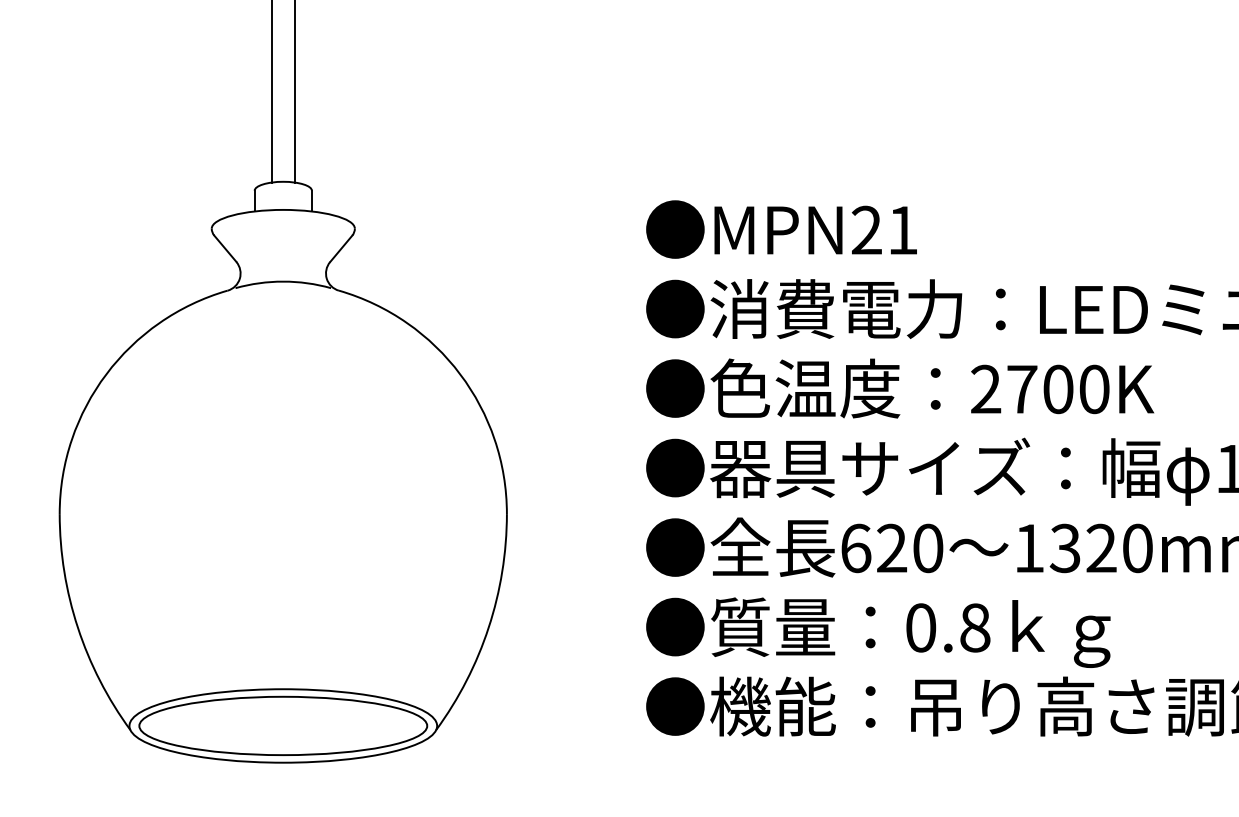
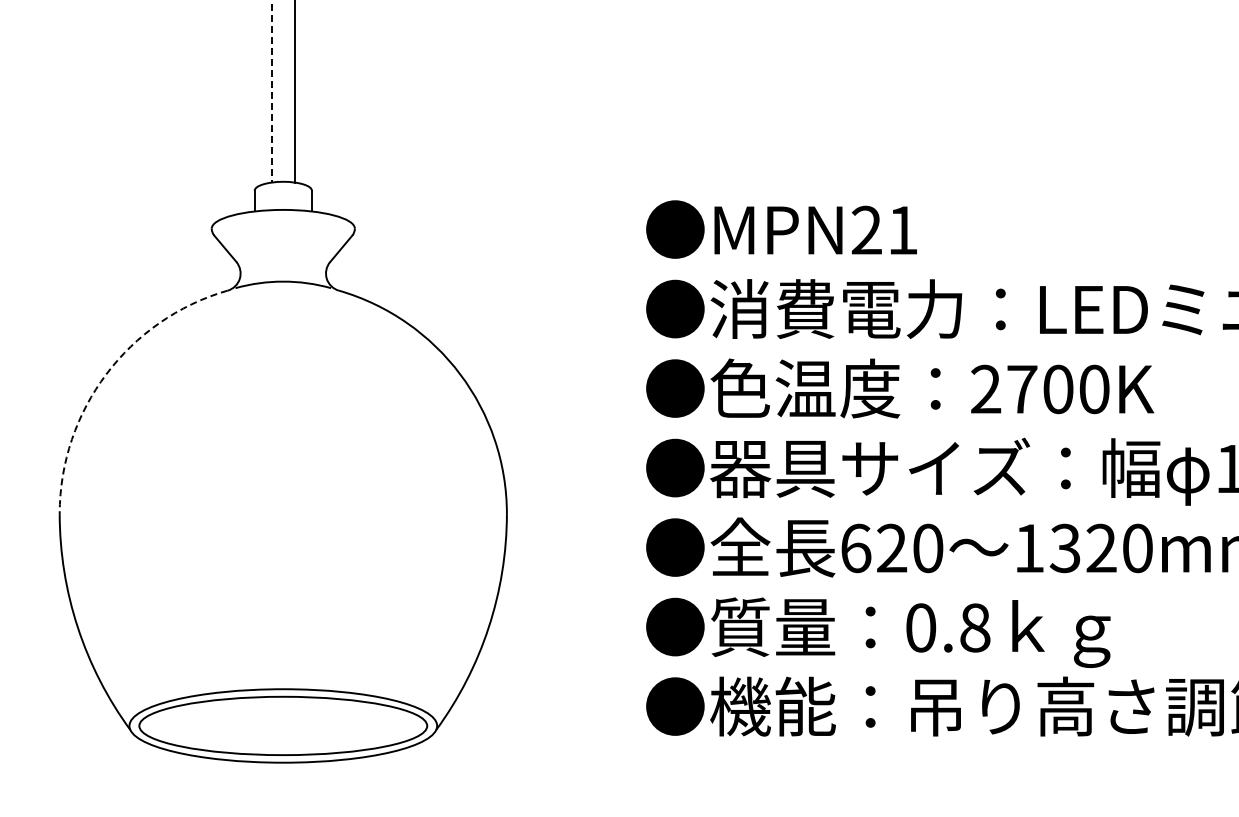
line: solid -> dashed (271, 91)
arc: solid -> dashed (106, 374)
